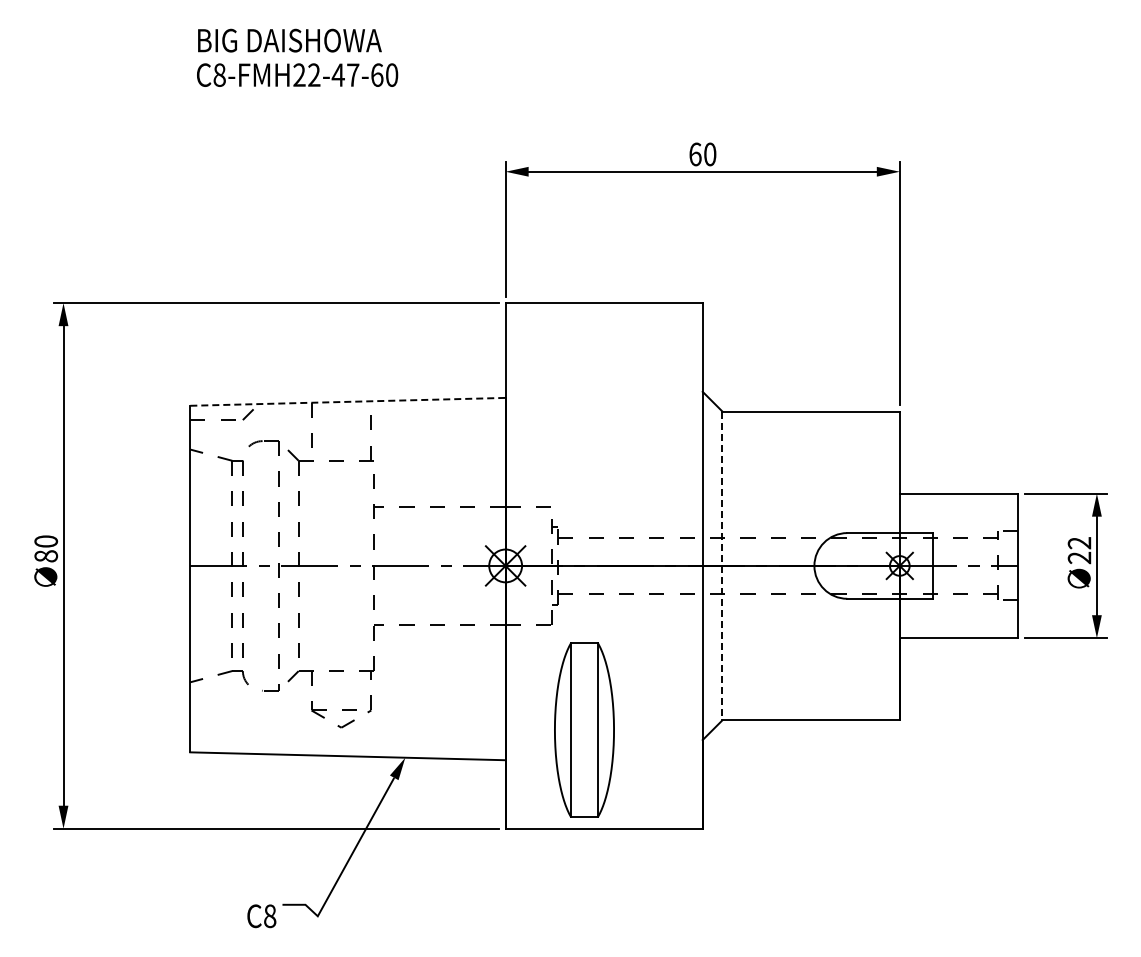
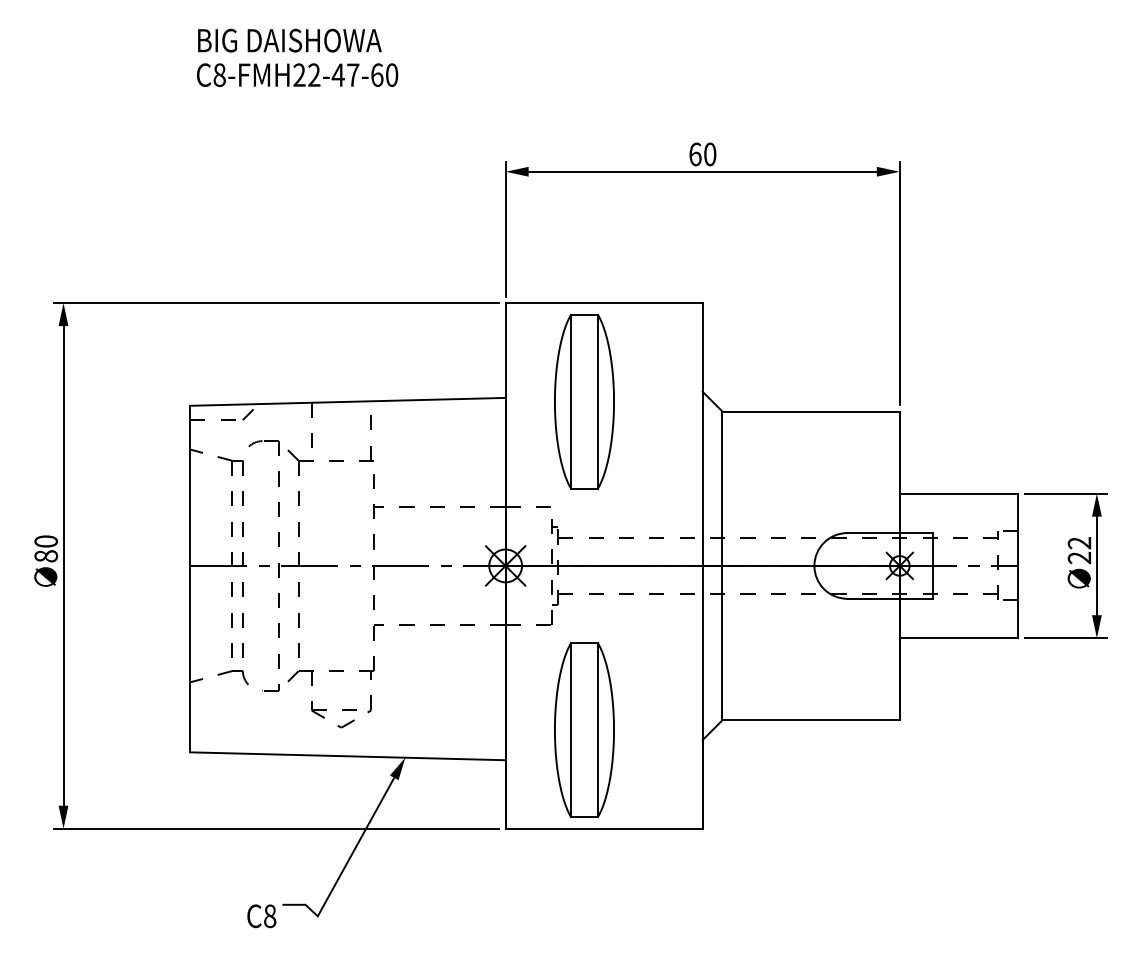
line: dashed -> solid (347, 401)
part: none -> present (584, 401)
line: dashed -> solid (722, 566)
